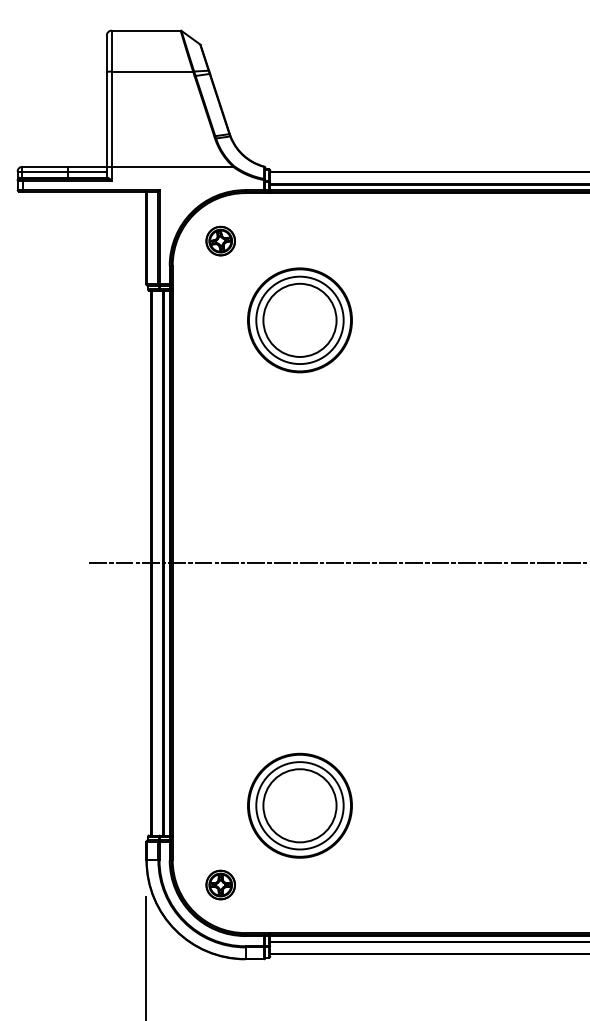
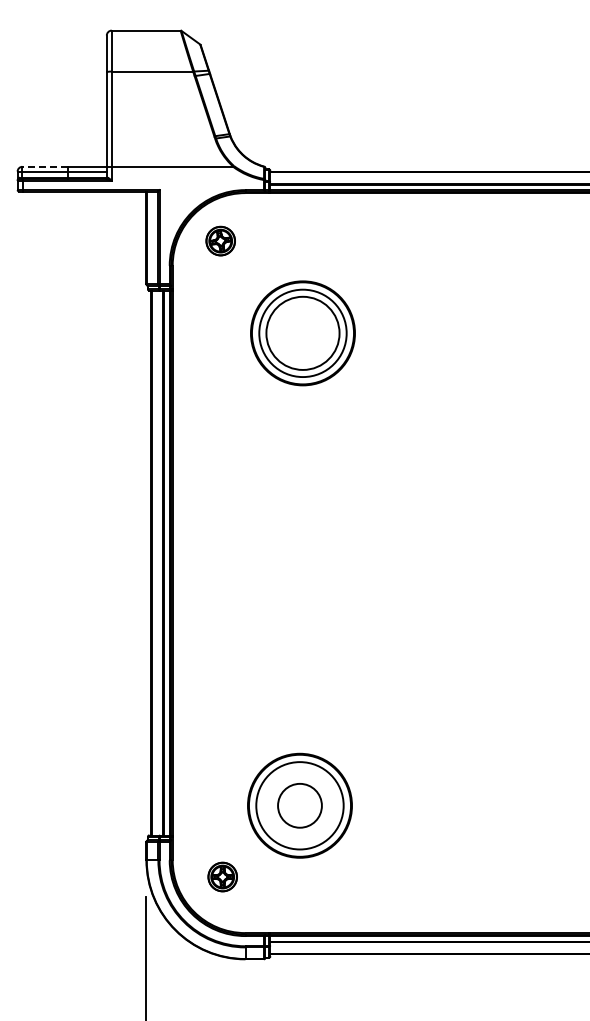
line: solid -> dashed (44, 166)
part position: (299, 320) -> (302, 333) (302, 333)
line: present -> none (337, 563)
circle diameter: 73 px -> 44 px (299, 805)
part position: (220, 884) -> (222, 876) (222, 876)
